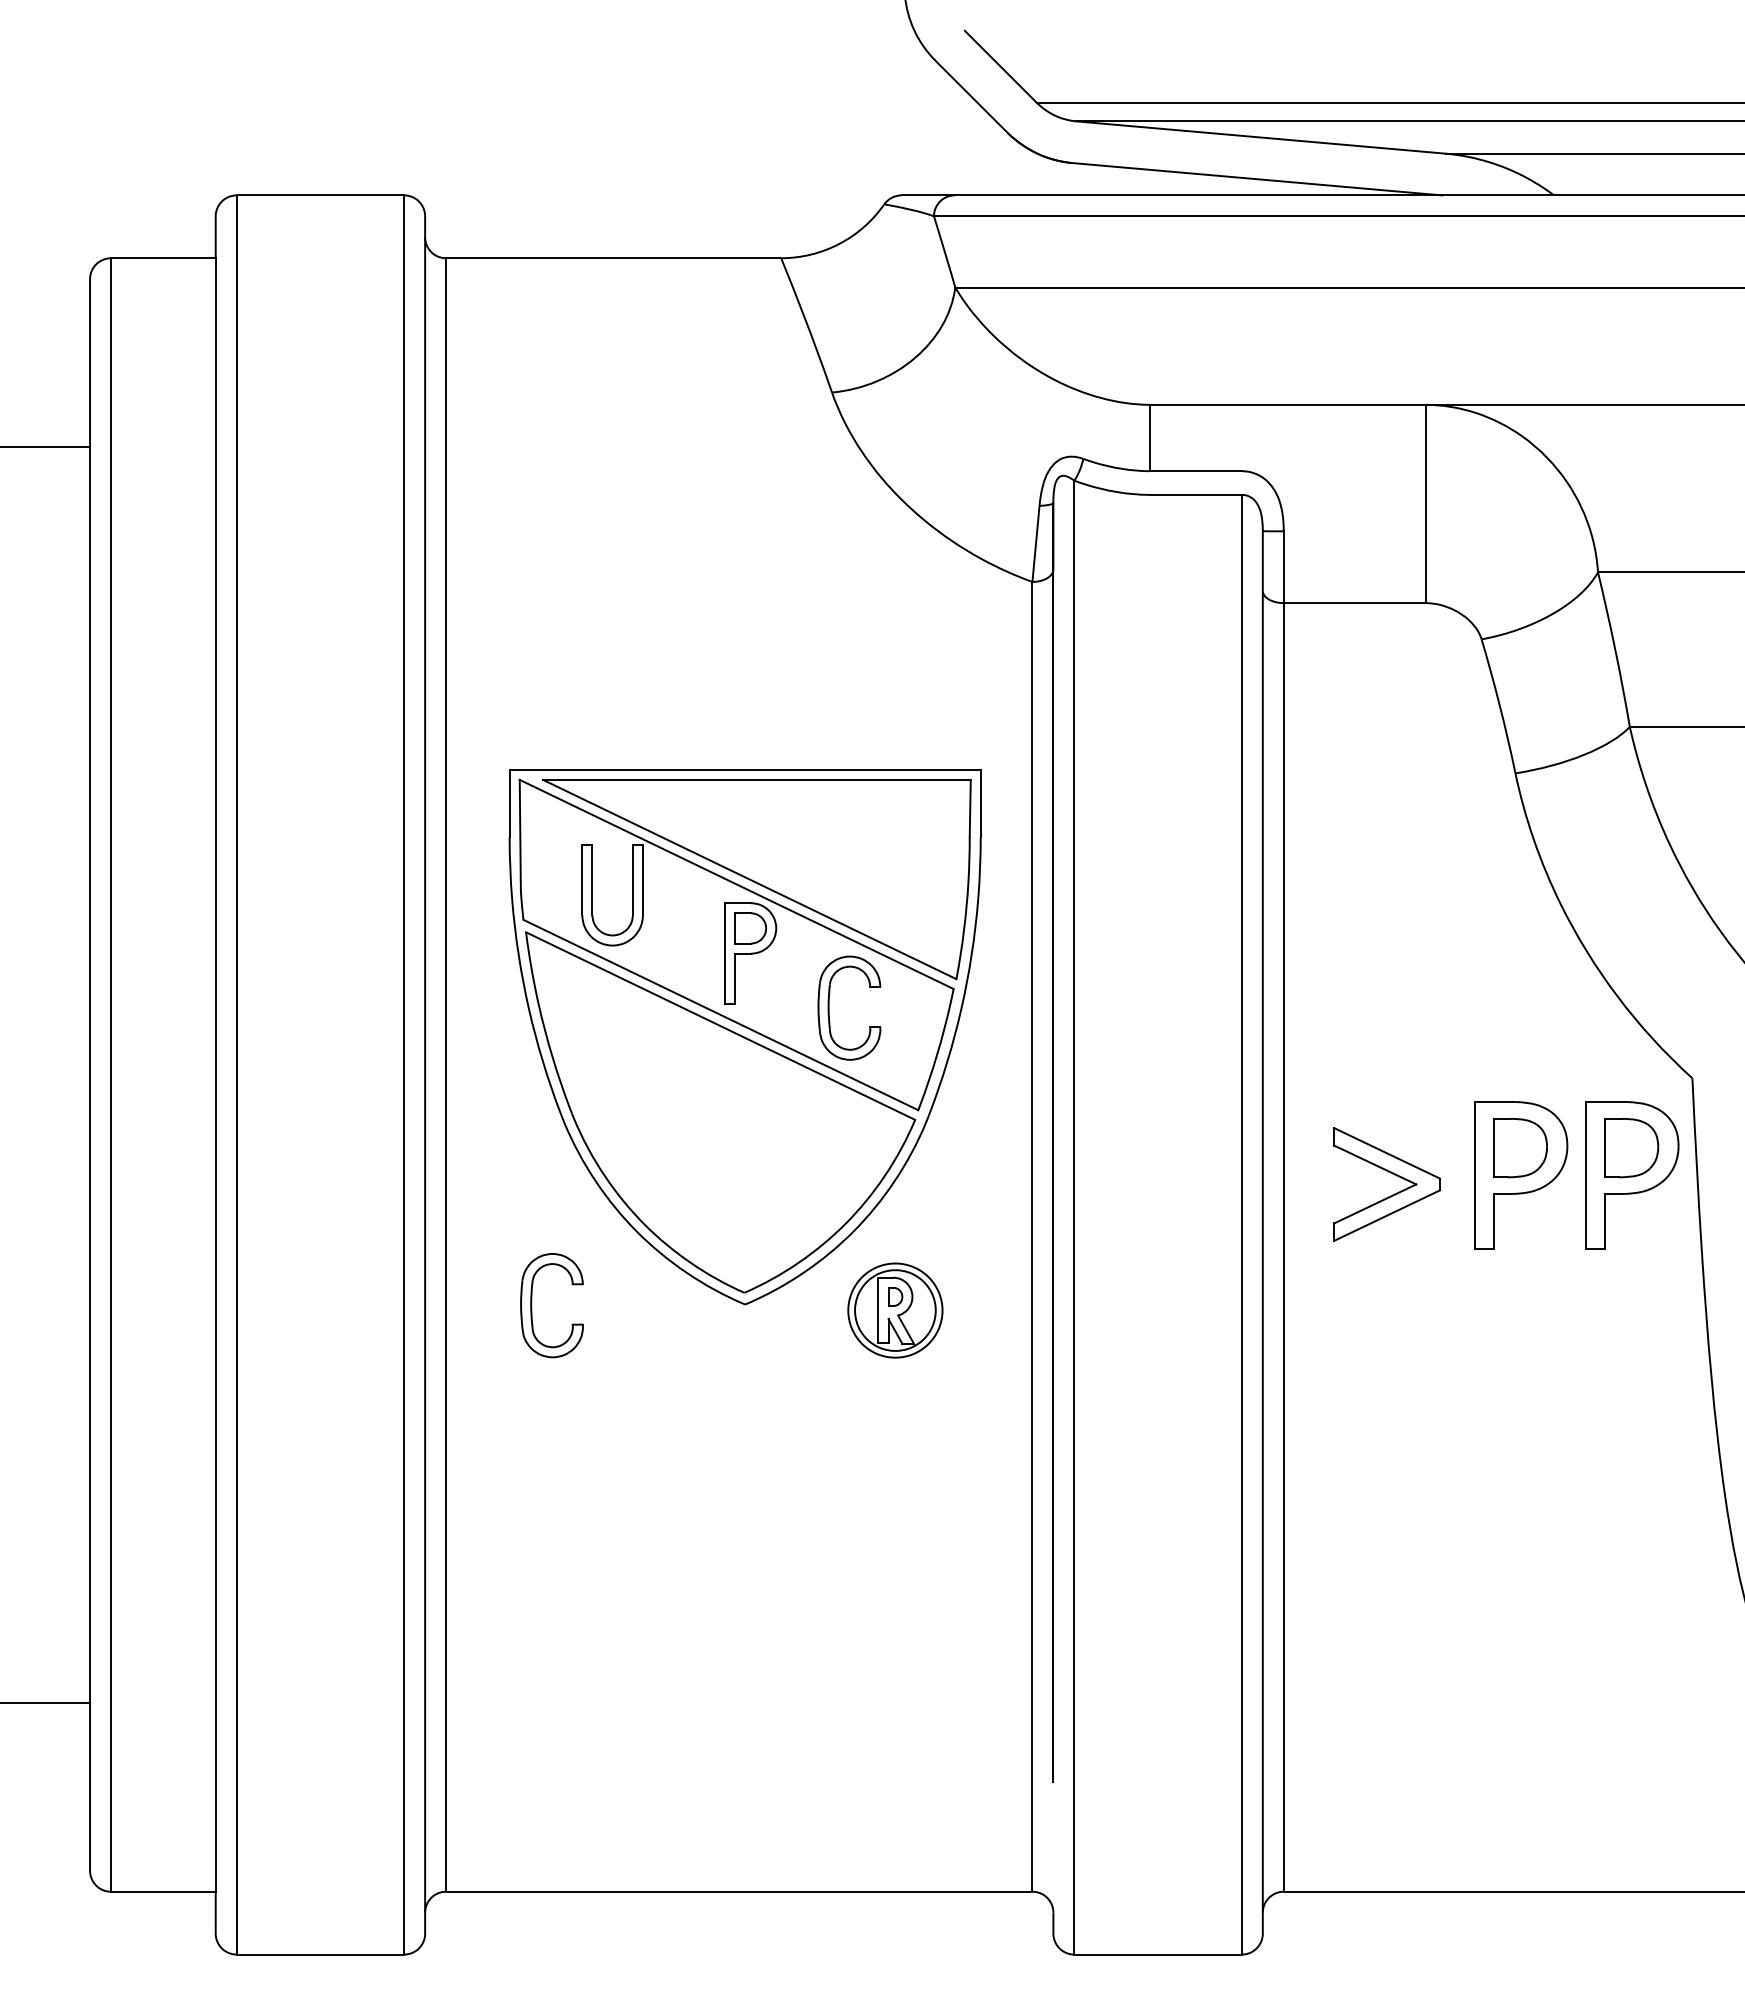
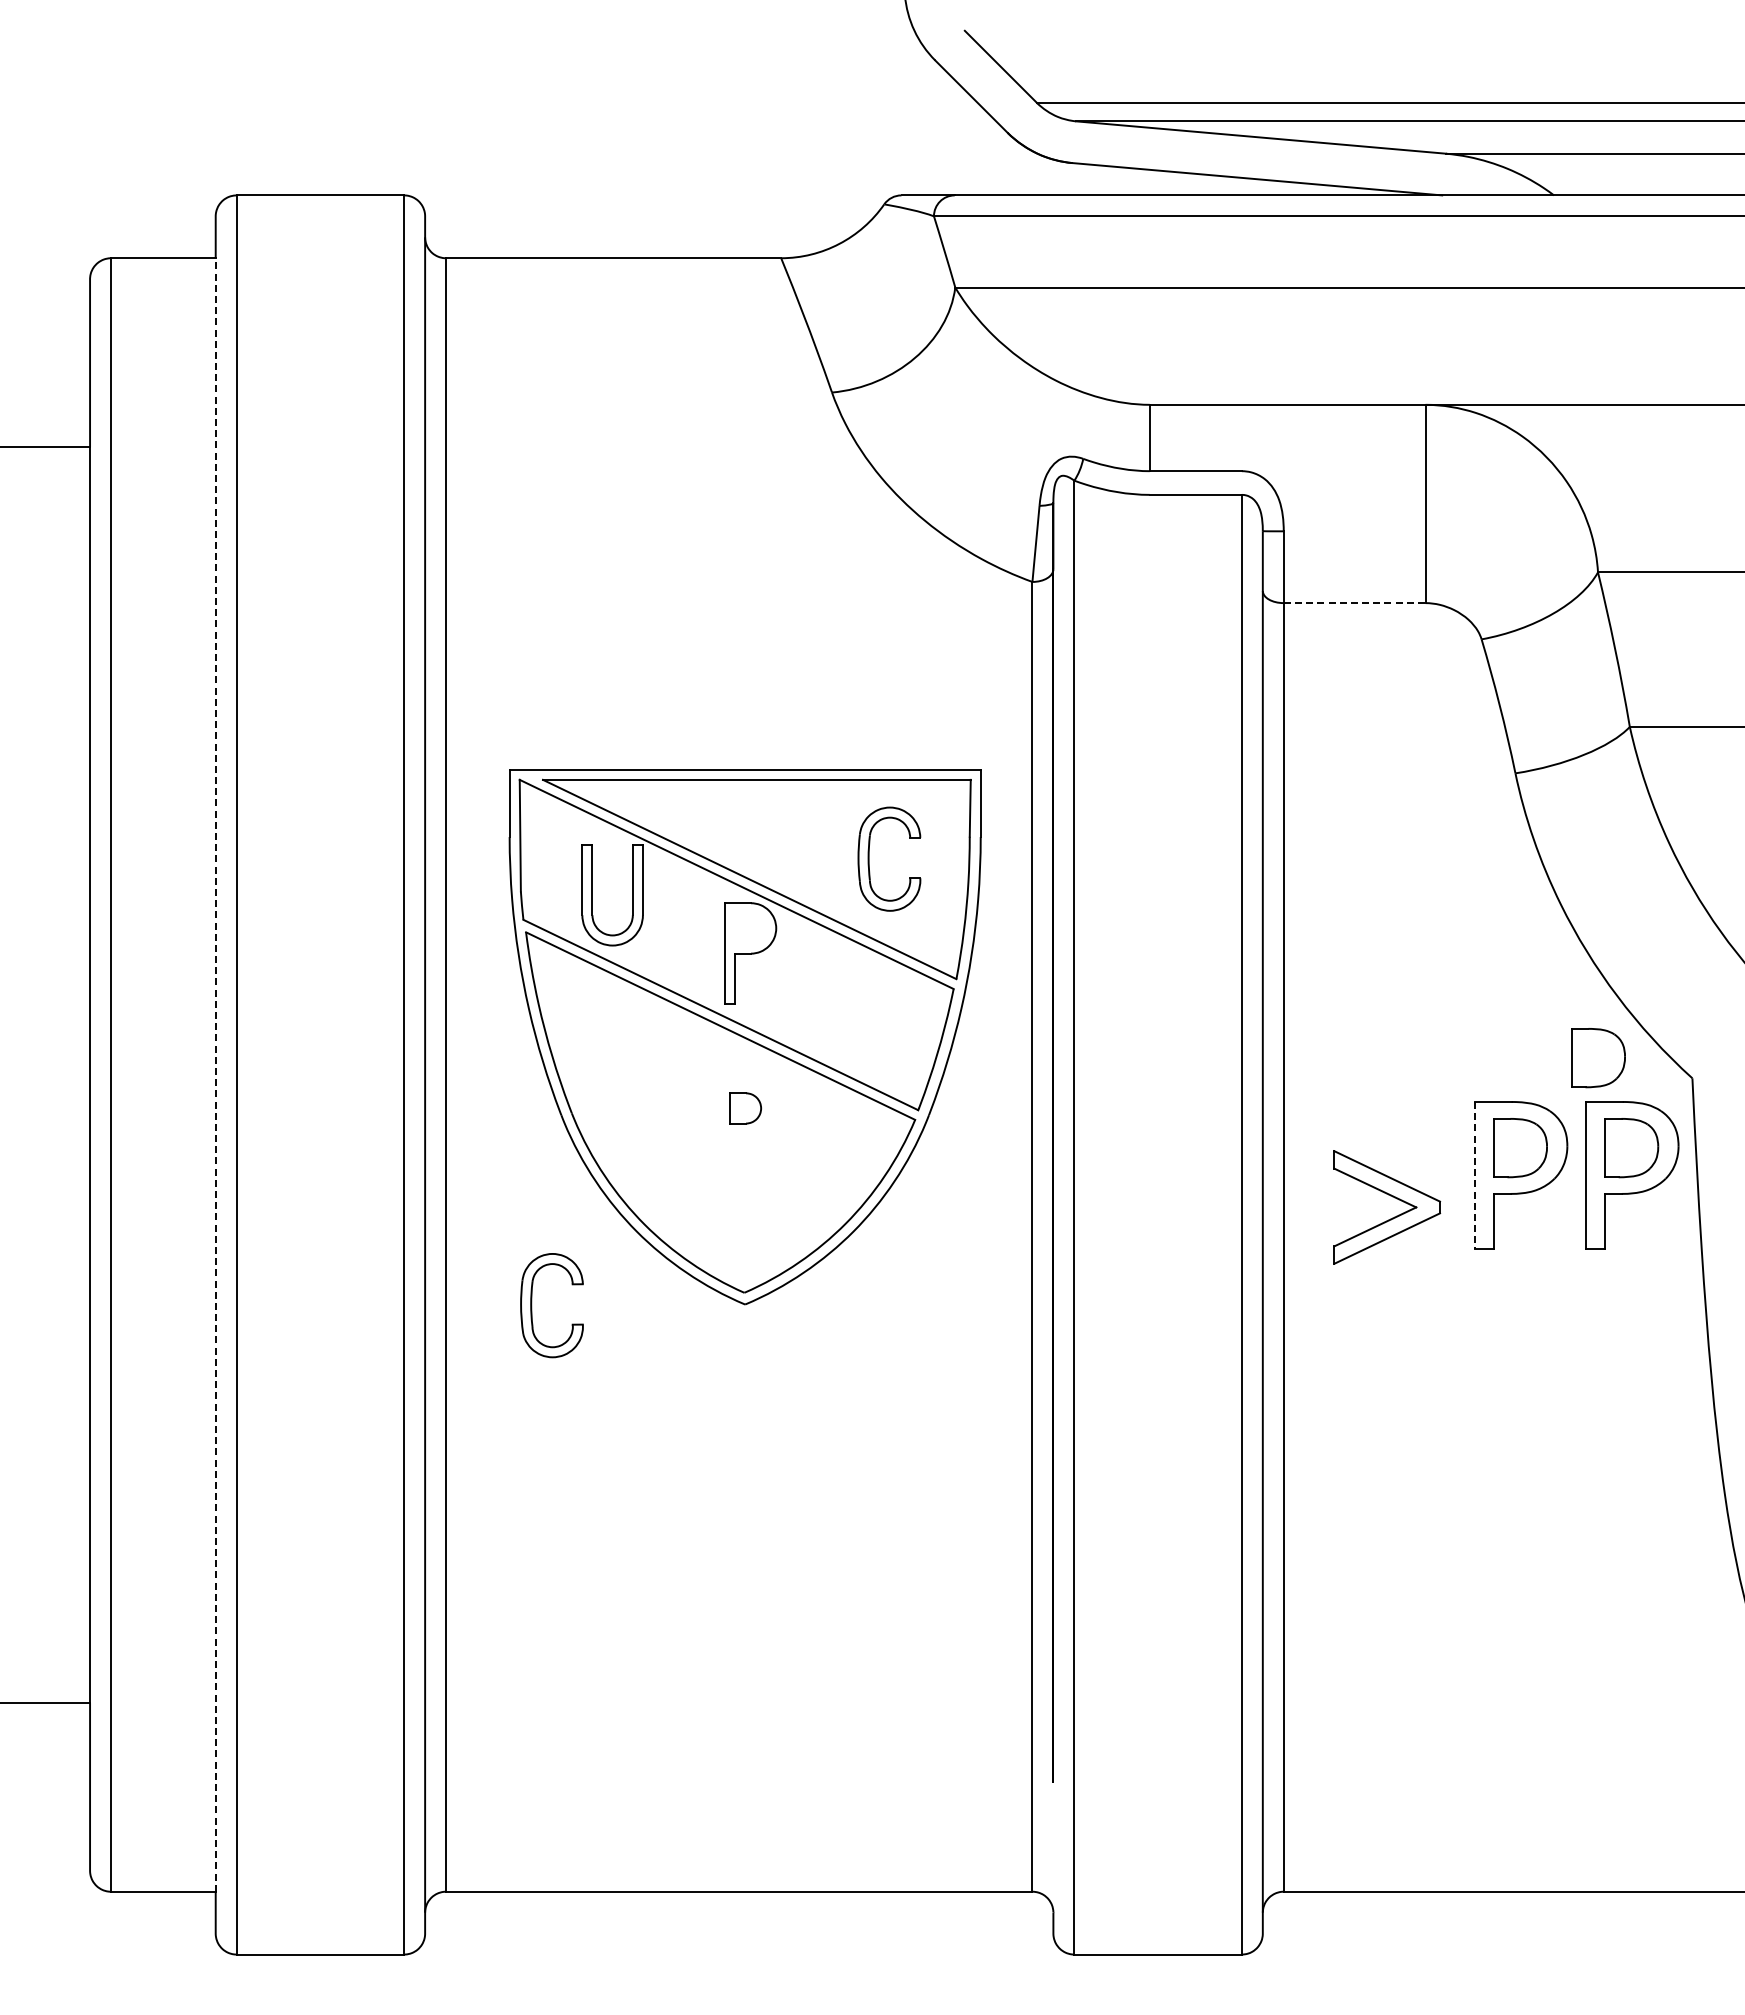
line: solid -> dashed (1354, 603)
part position: (750, 928) -> (745, 1108) (745, 1108)
part position: (829, 1007) -> (869, 858) (869, 858)
part: none -> present (1598, 1058)
line: solid -> dashed (215, 1074)
part position: (1392, 1174) -> (1392, 1197) (1392, 1197)
line: solid -> dashed (1474, 1175)
part: present -> none (895, 1310)
